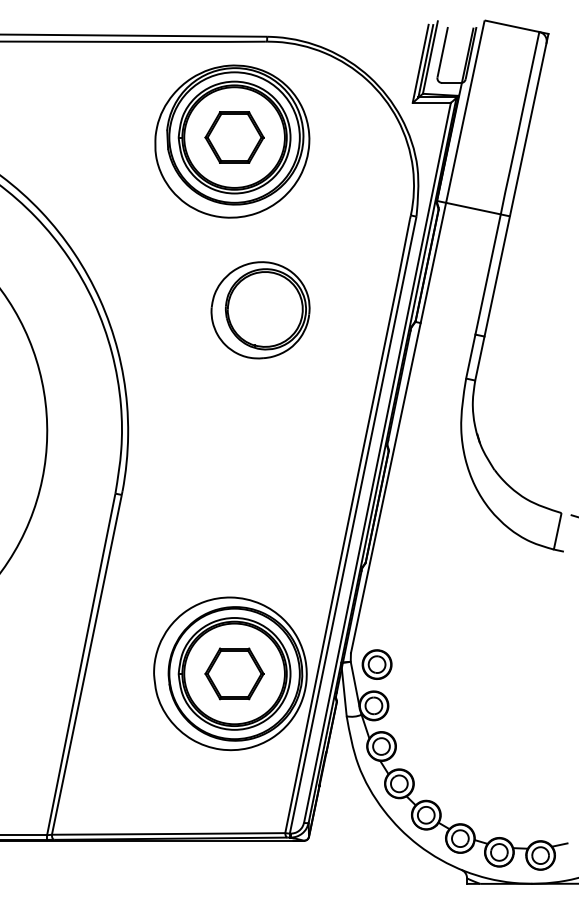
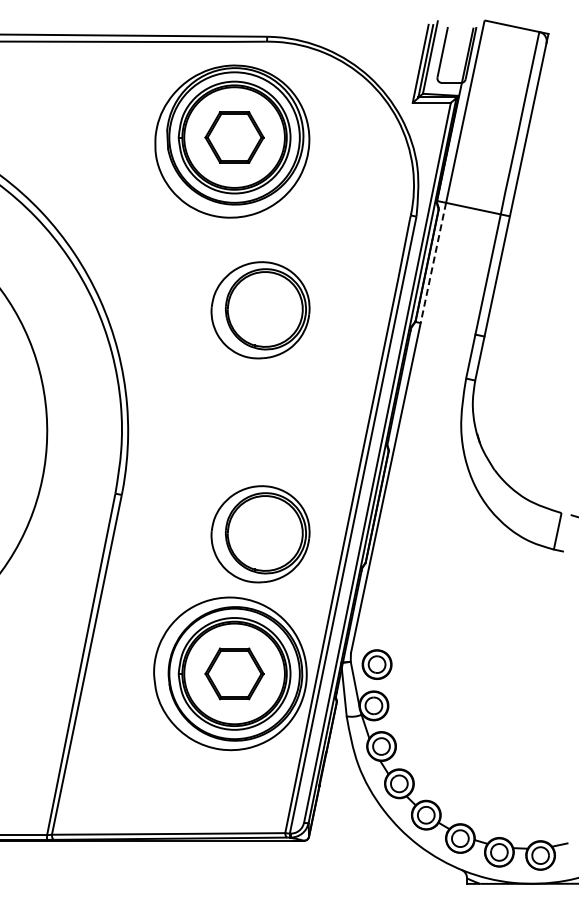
line: solid -> dashed (433, 263)
part: none -> present (260, 534)
